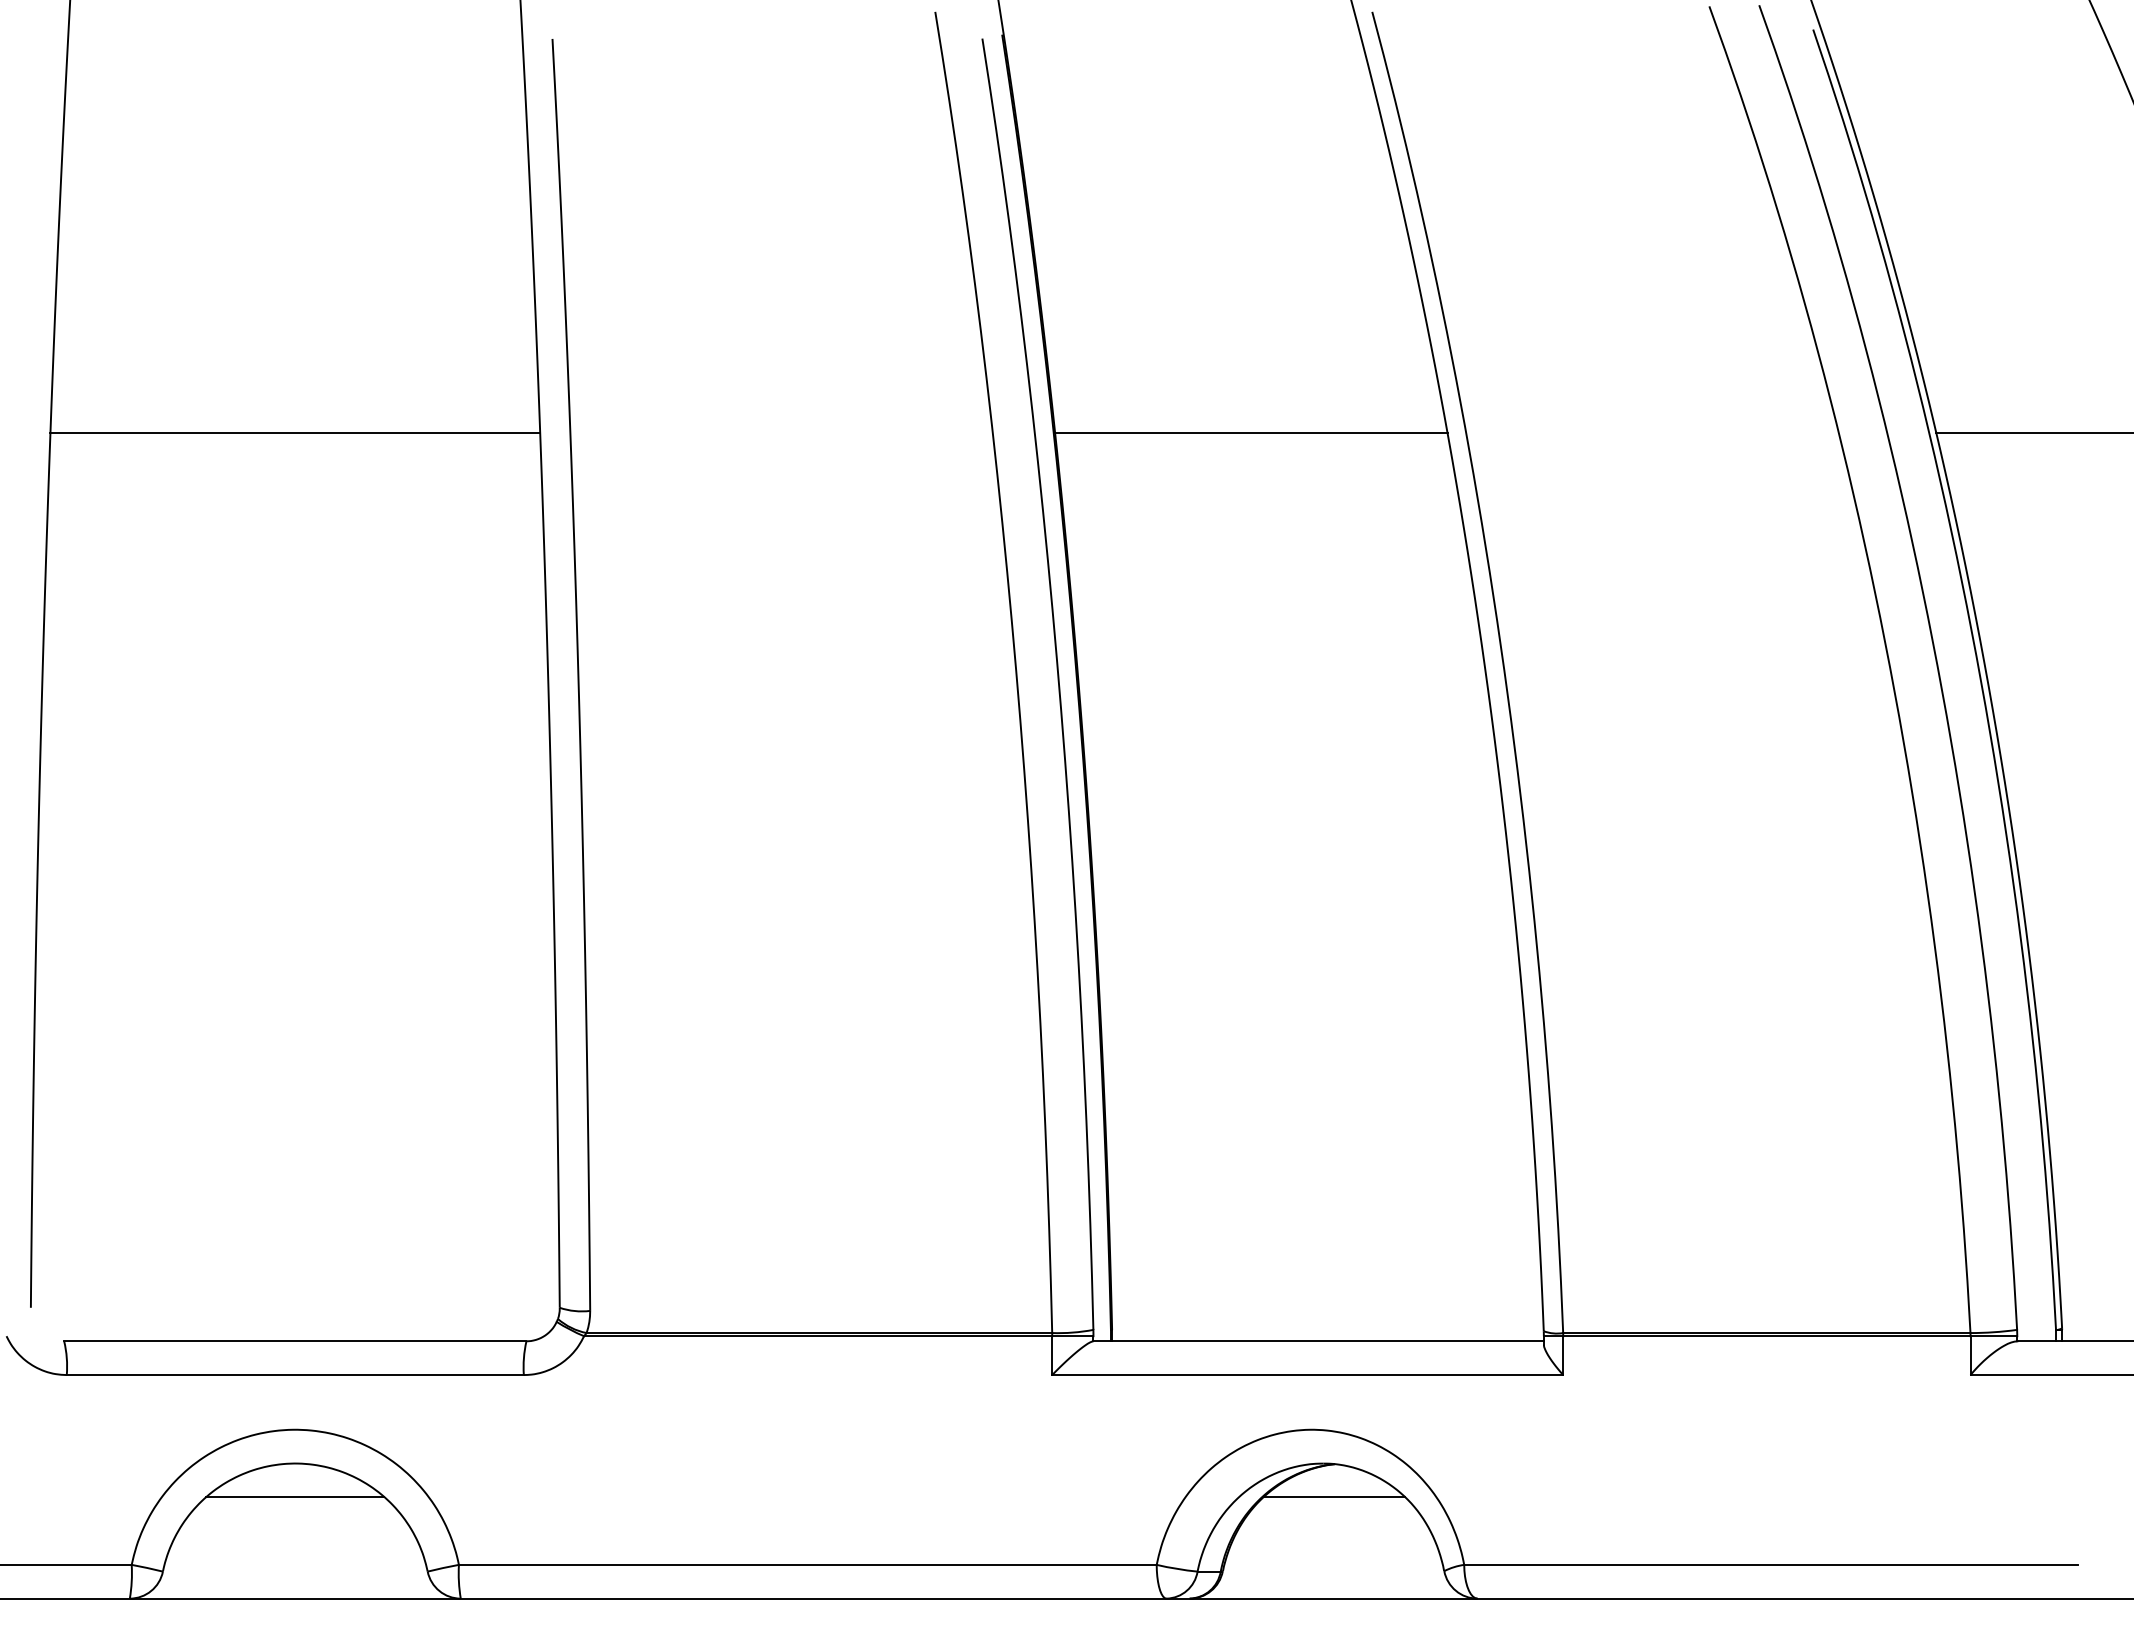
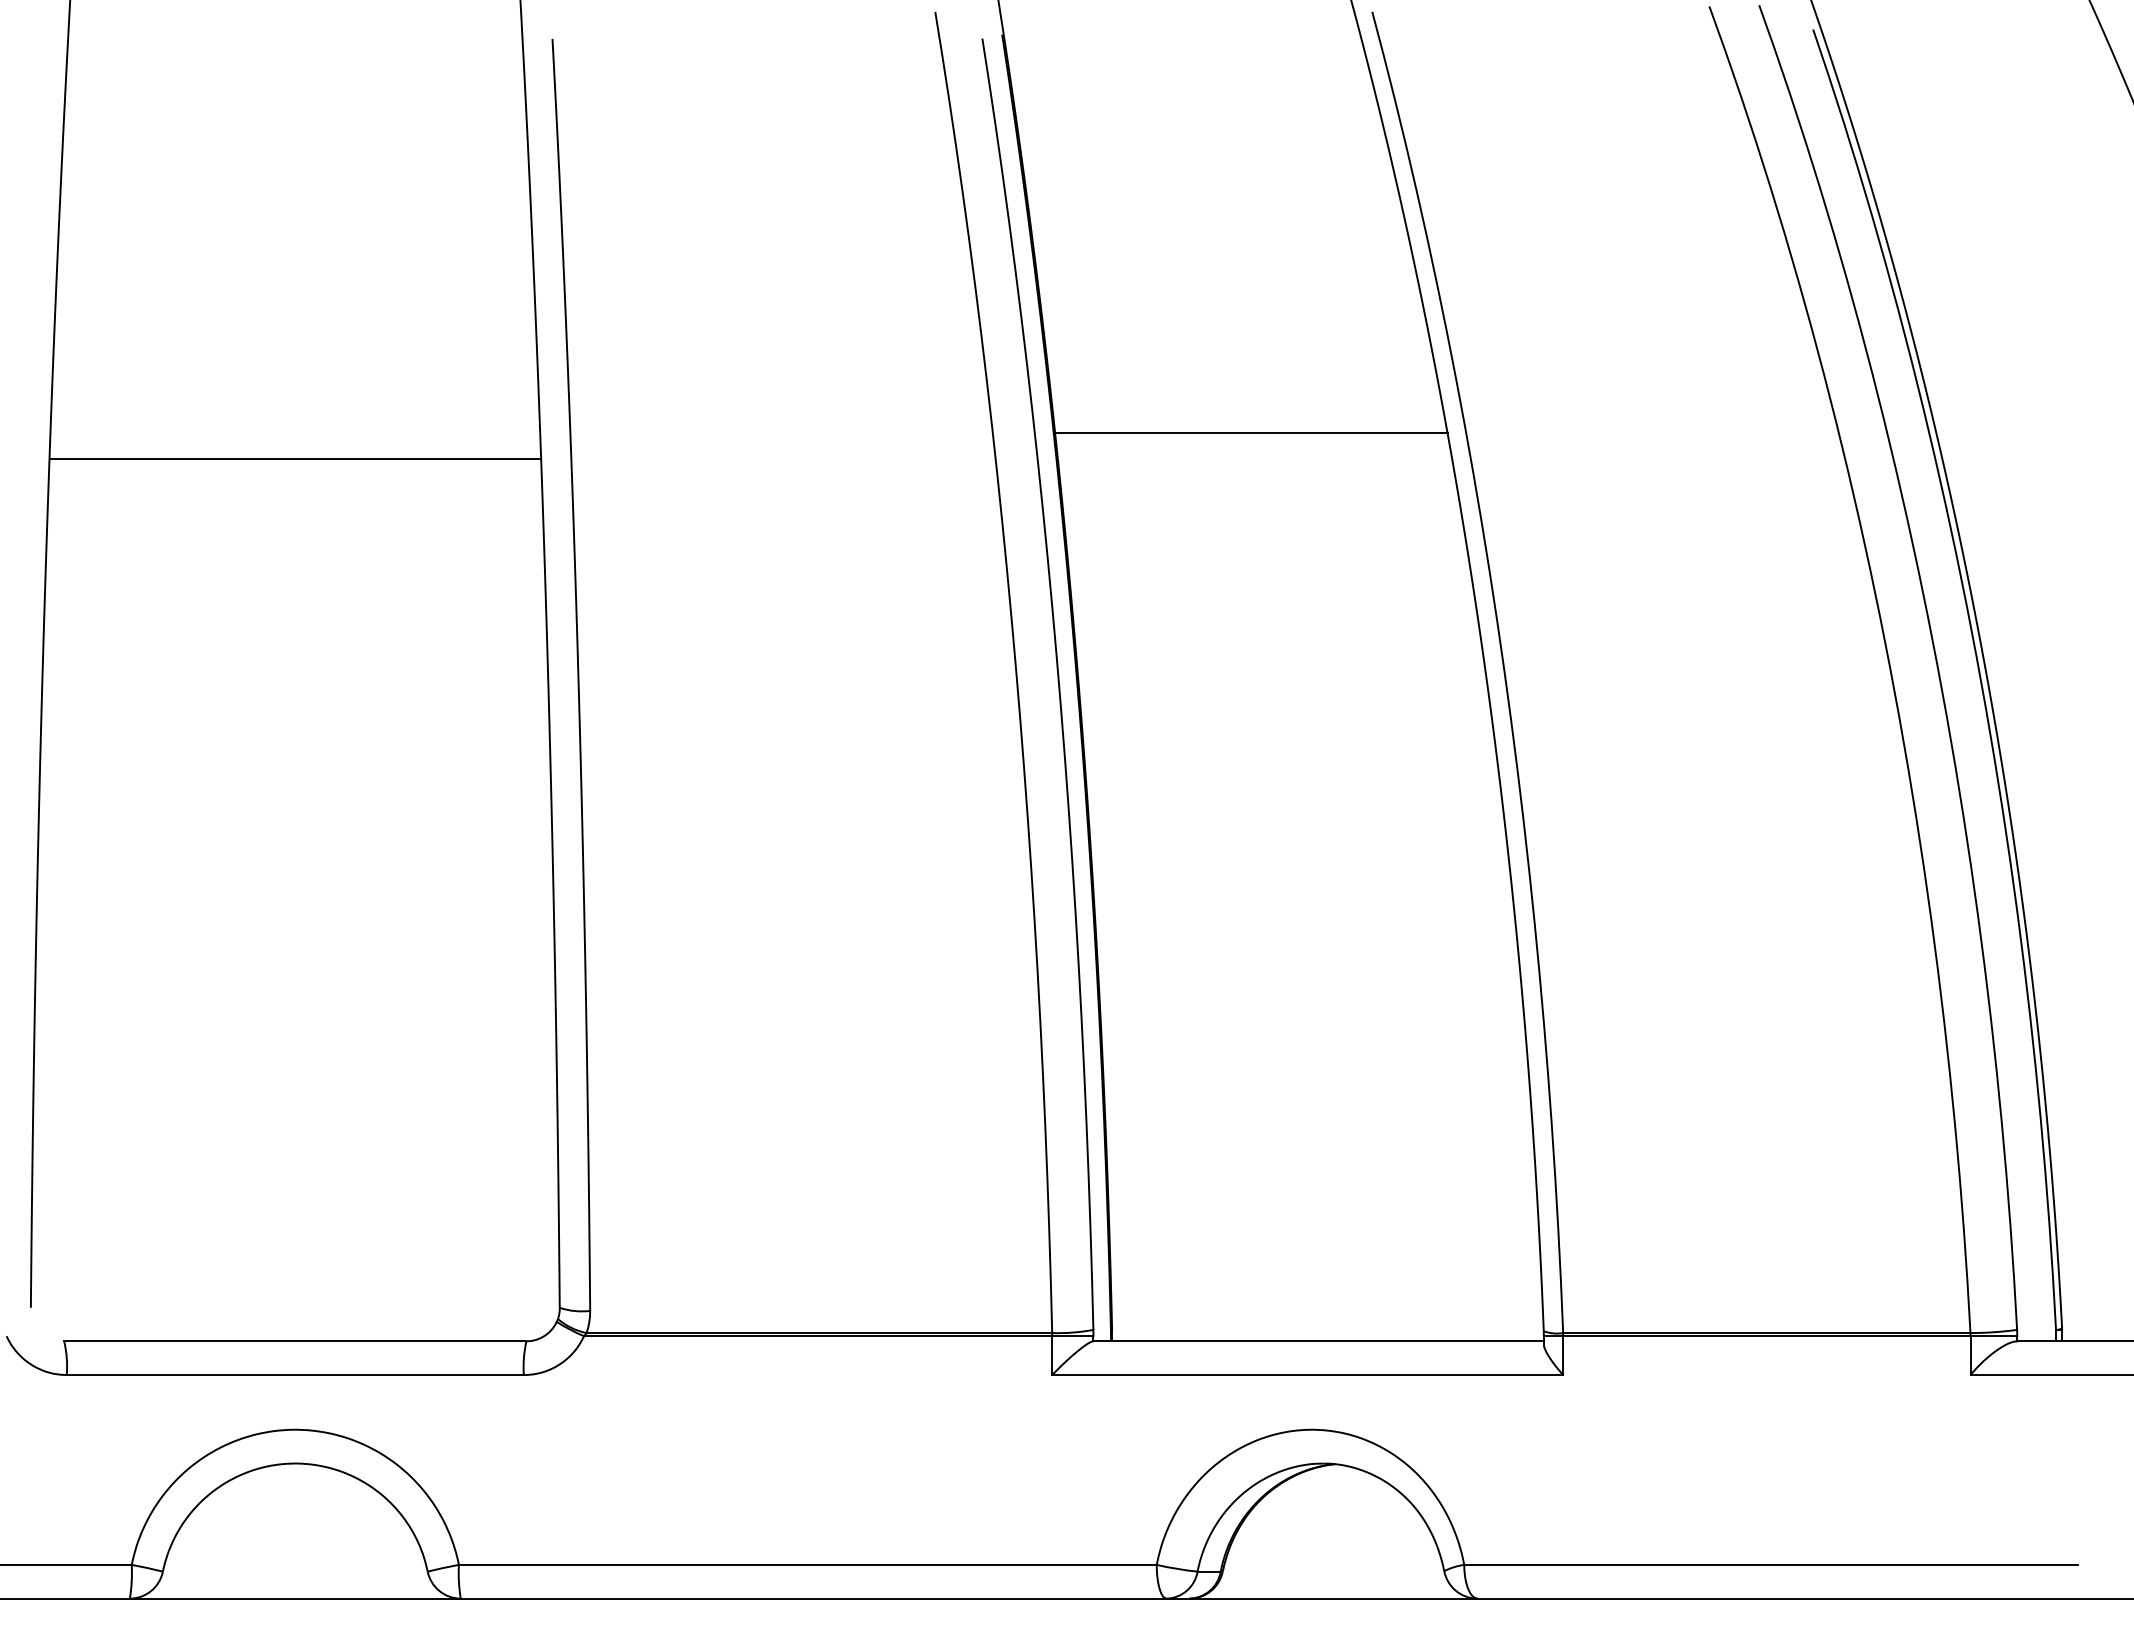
line position: (295, 433) -> (295, 459) (295, 459)
line: present -> none (2033, 433)
line: present -> none (295, 1497)
line: present -> none (1334, 1497)
